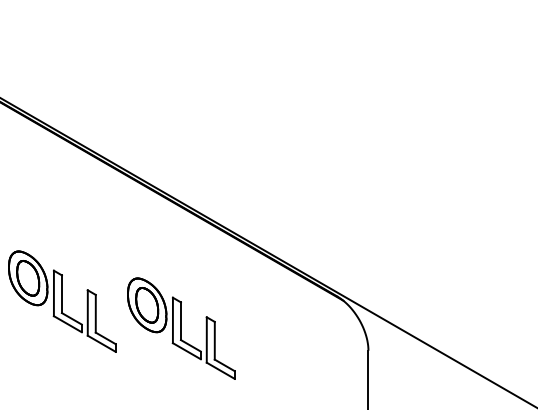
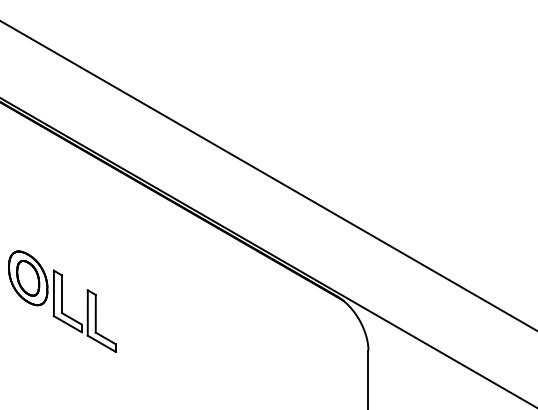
line: none -> present (268, 175)
part: present -> none (181, 328)
